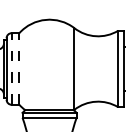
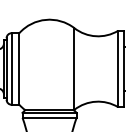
line: dashed -> solid (11, 68)
line: dashed -> solid (19, 68)
